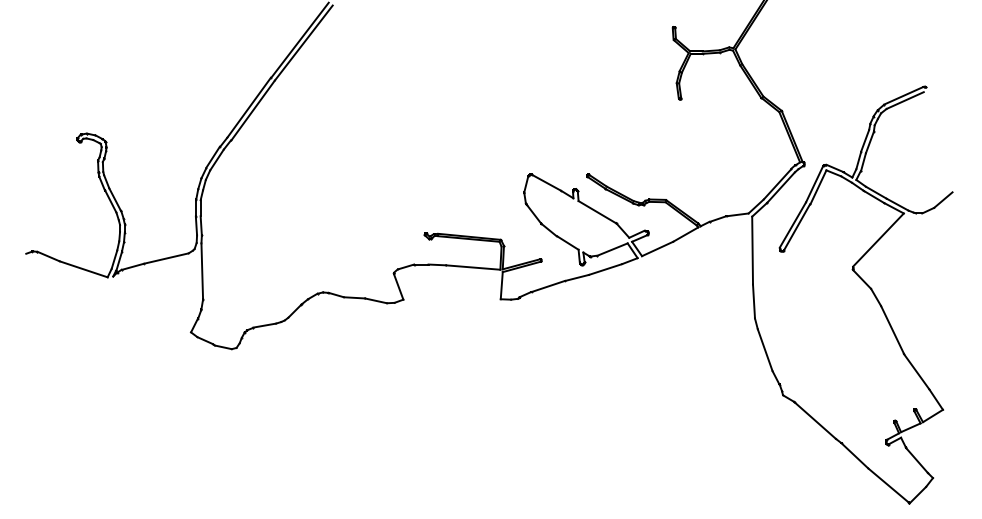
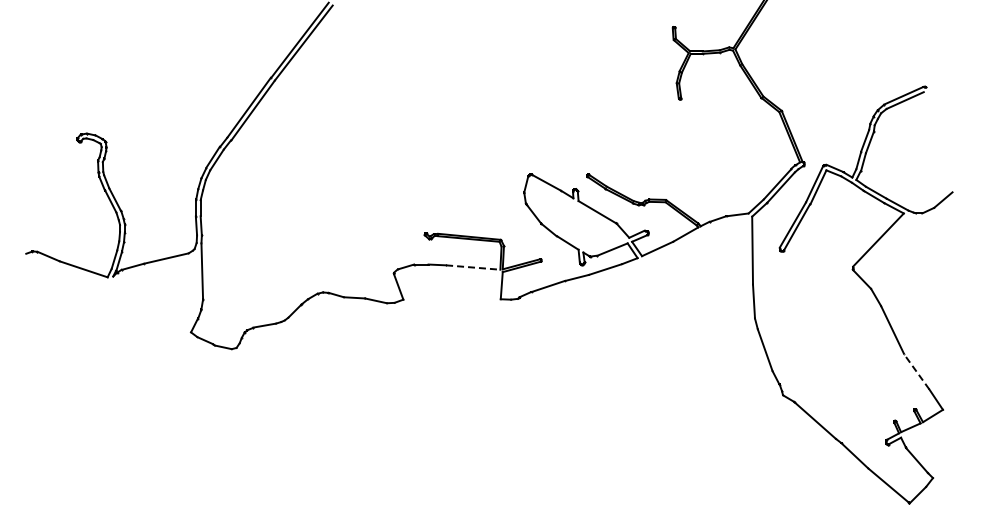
line: solid -> dashed (473, 267)
line: solid -> dashed (916, 371)
